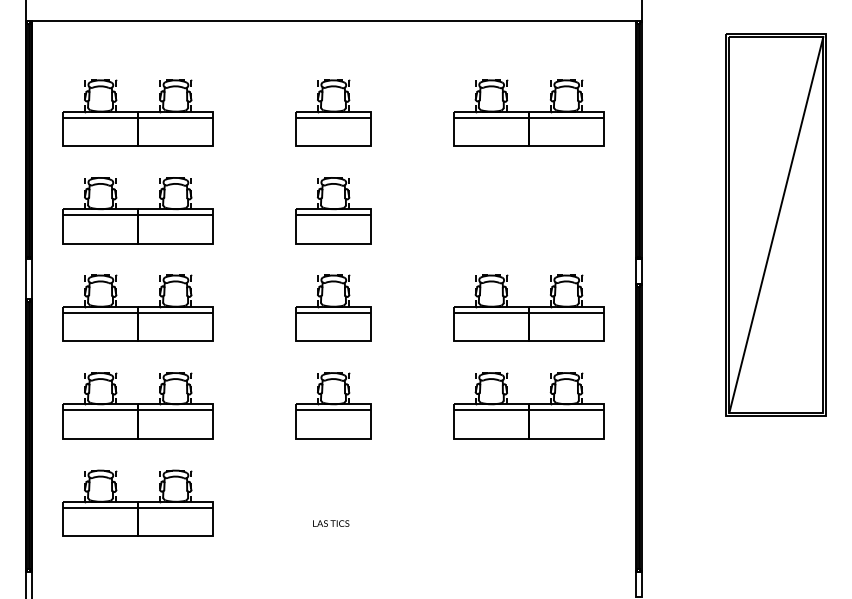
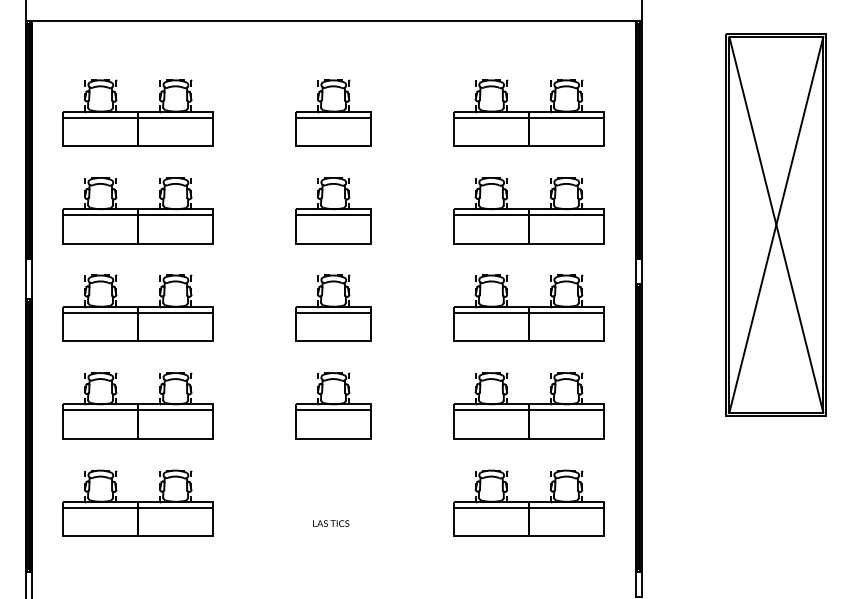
part: none -> present (528, 210)
line: none -> present (776, 224)
part: none -> present (528, 502)
